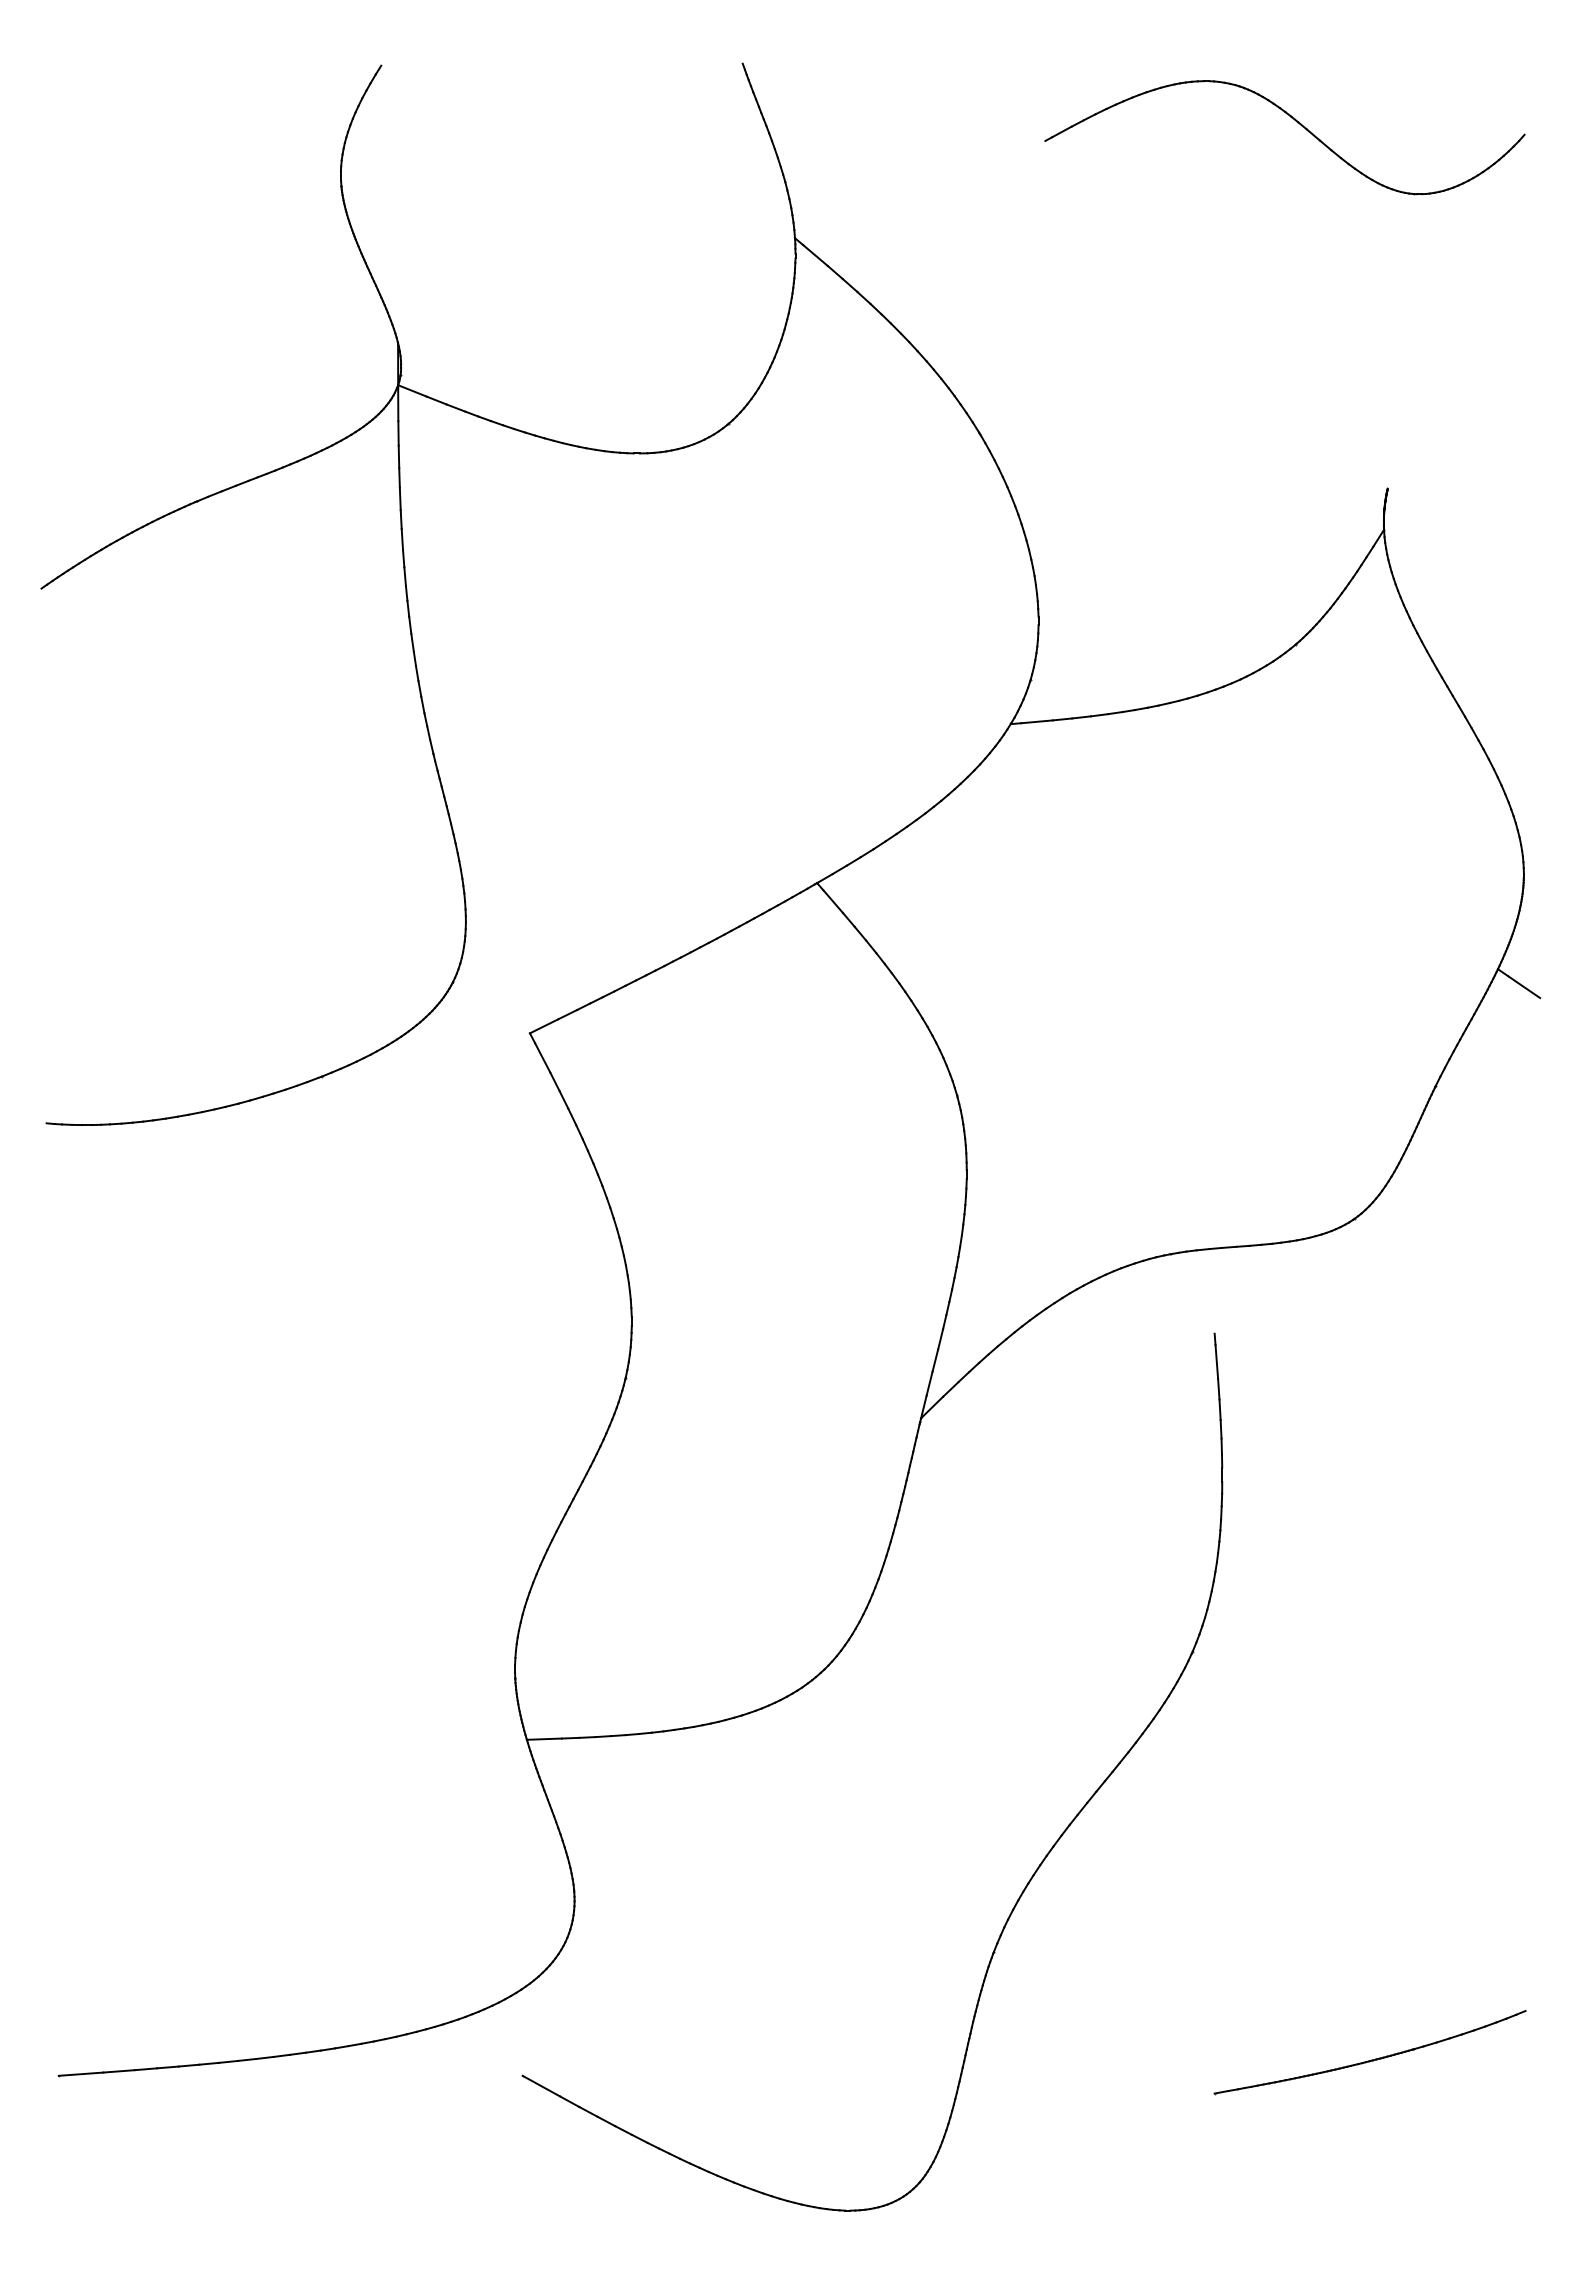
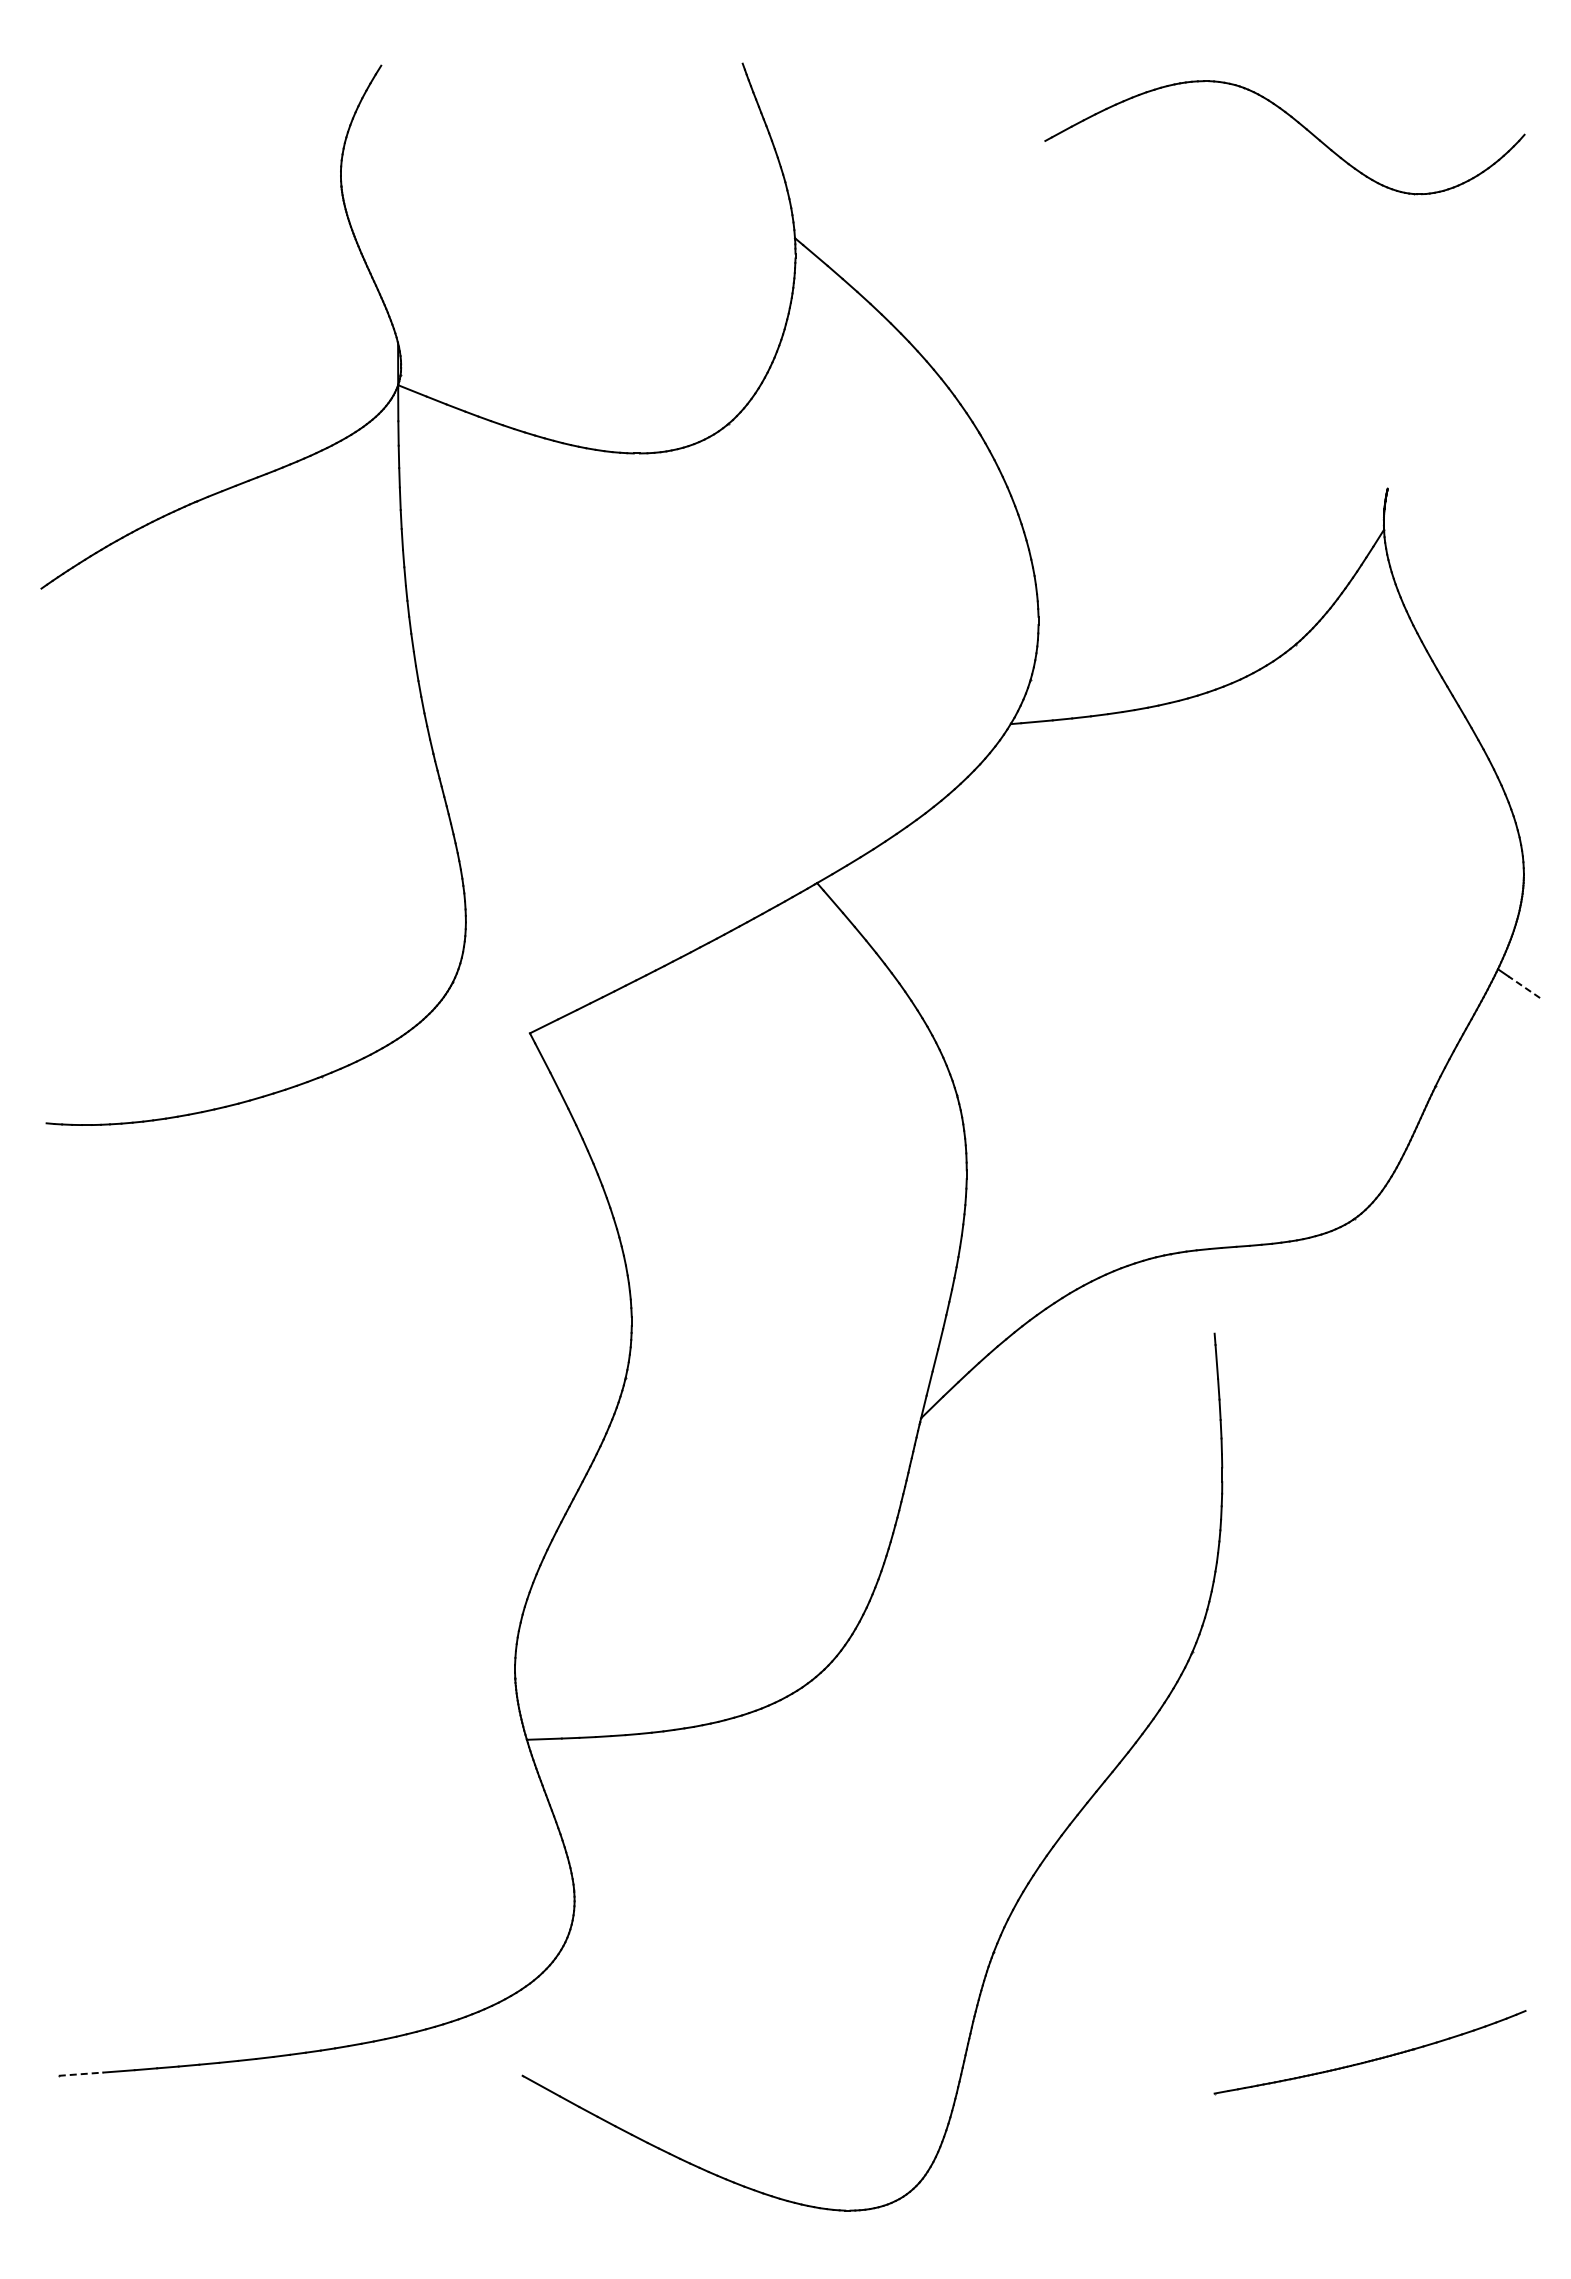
line: solid -> dashed (1523, 986)
line: solid -> dashed (81, 2074)
